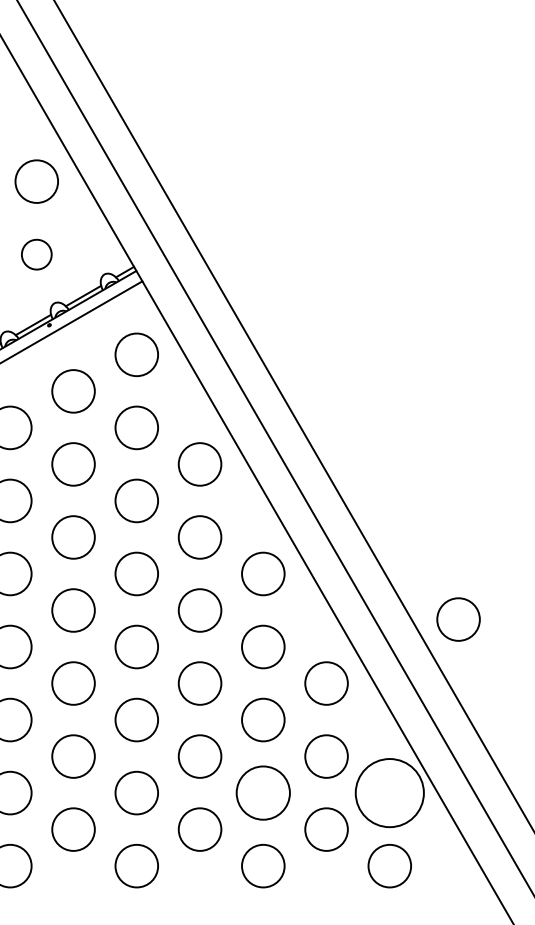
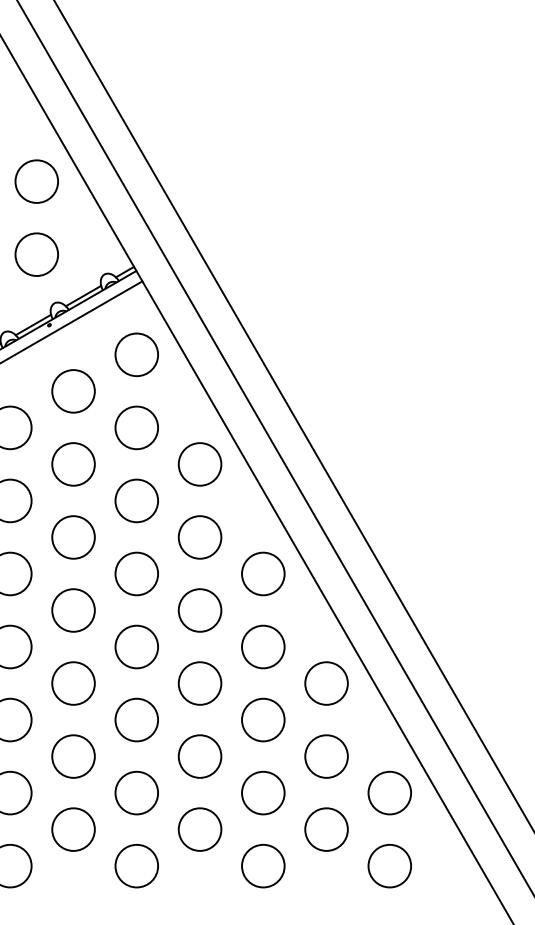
circle diameter: 30 px -> 43 px (36, 254)
circle: present -> none (458, 619)
circle diameter: 53 px -> 43 px (263, 792)
circle diameter: 68 px -> 43 px (389, 792)
